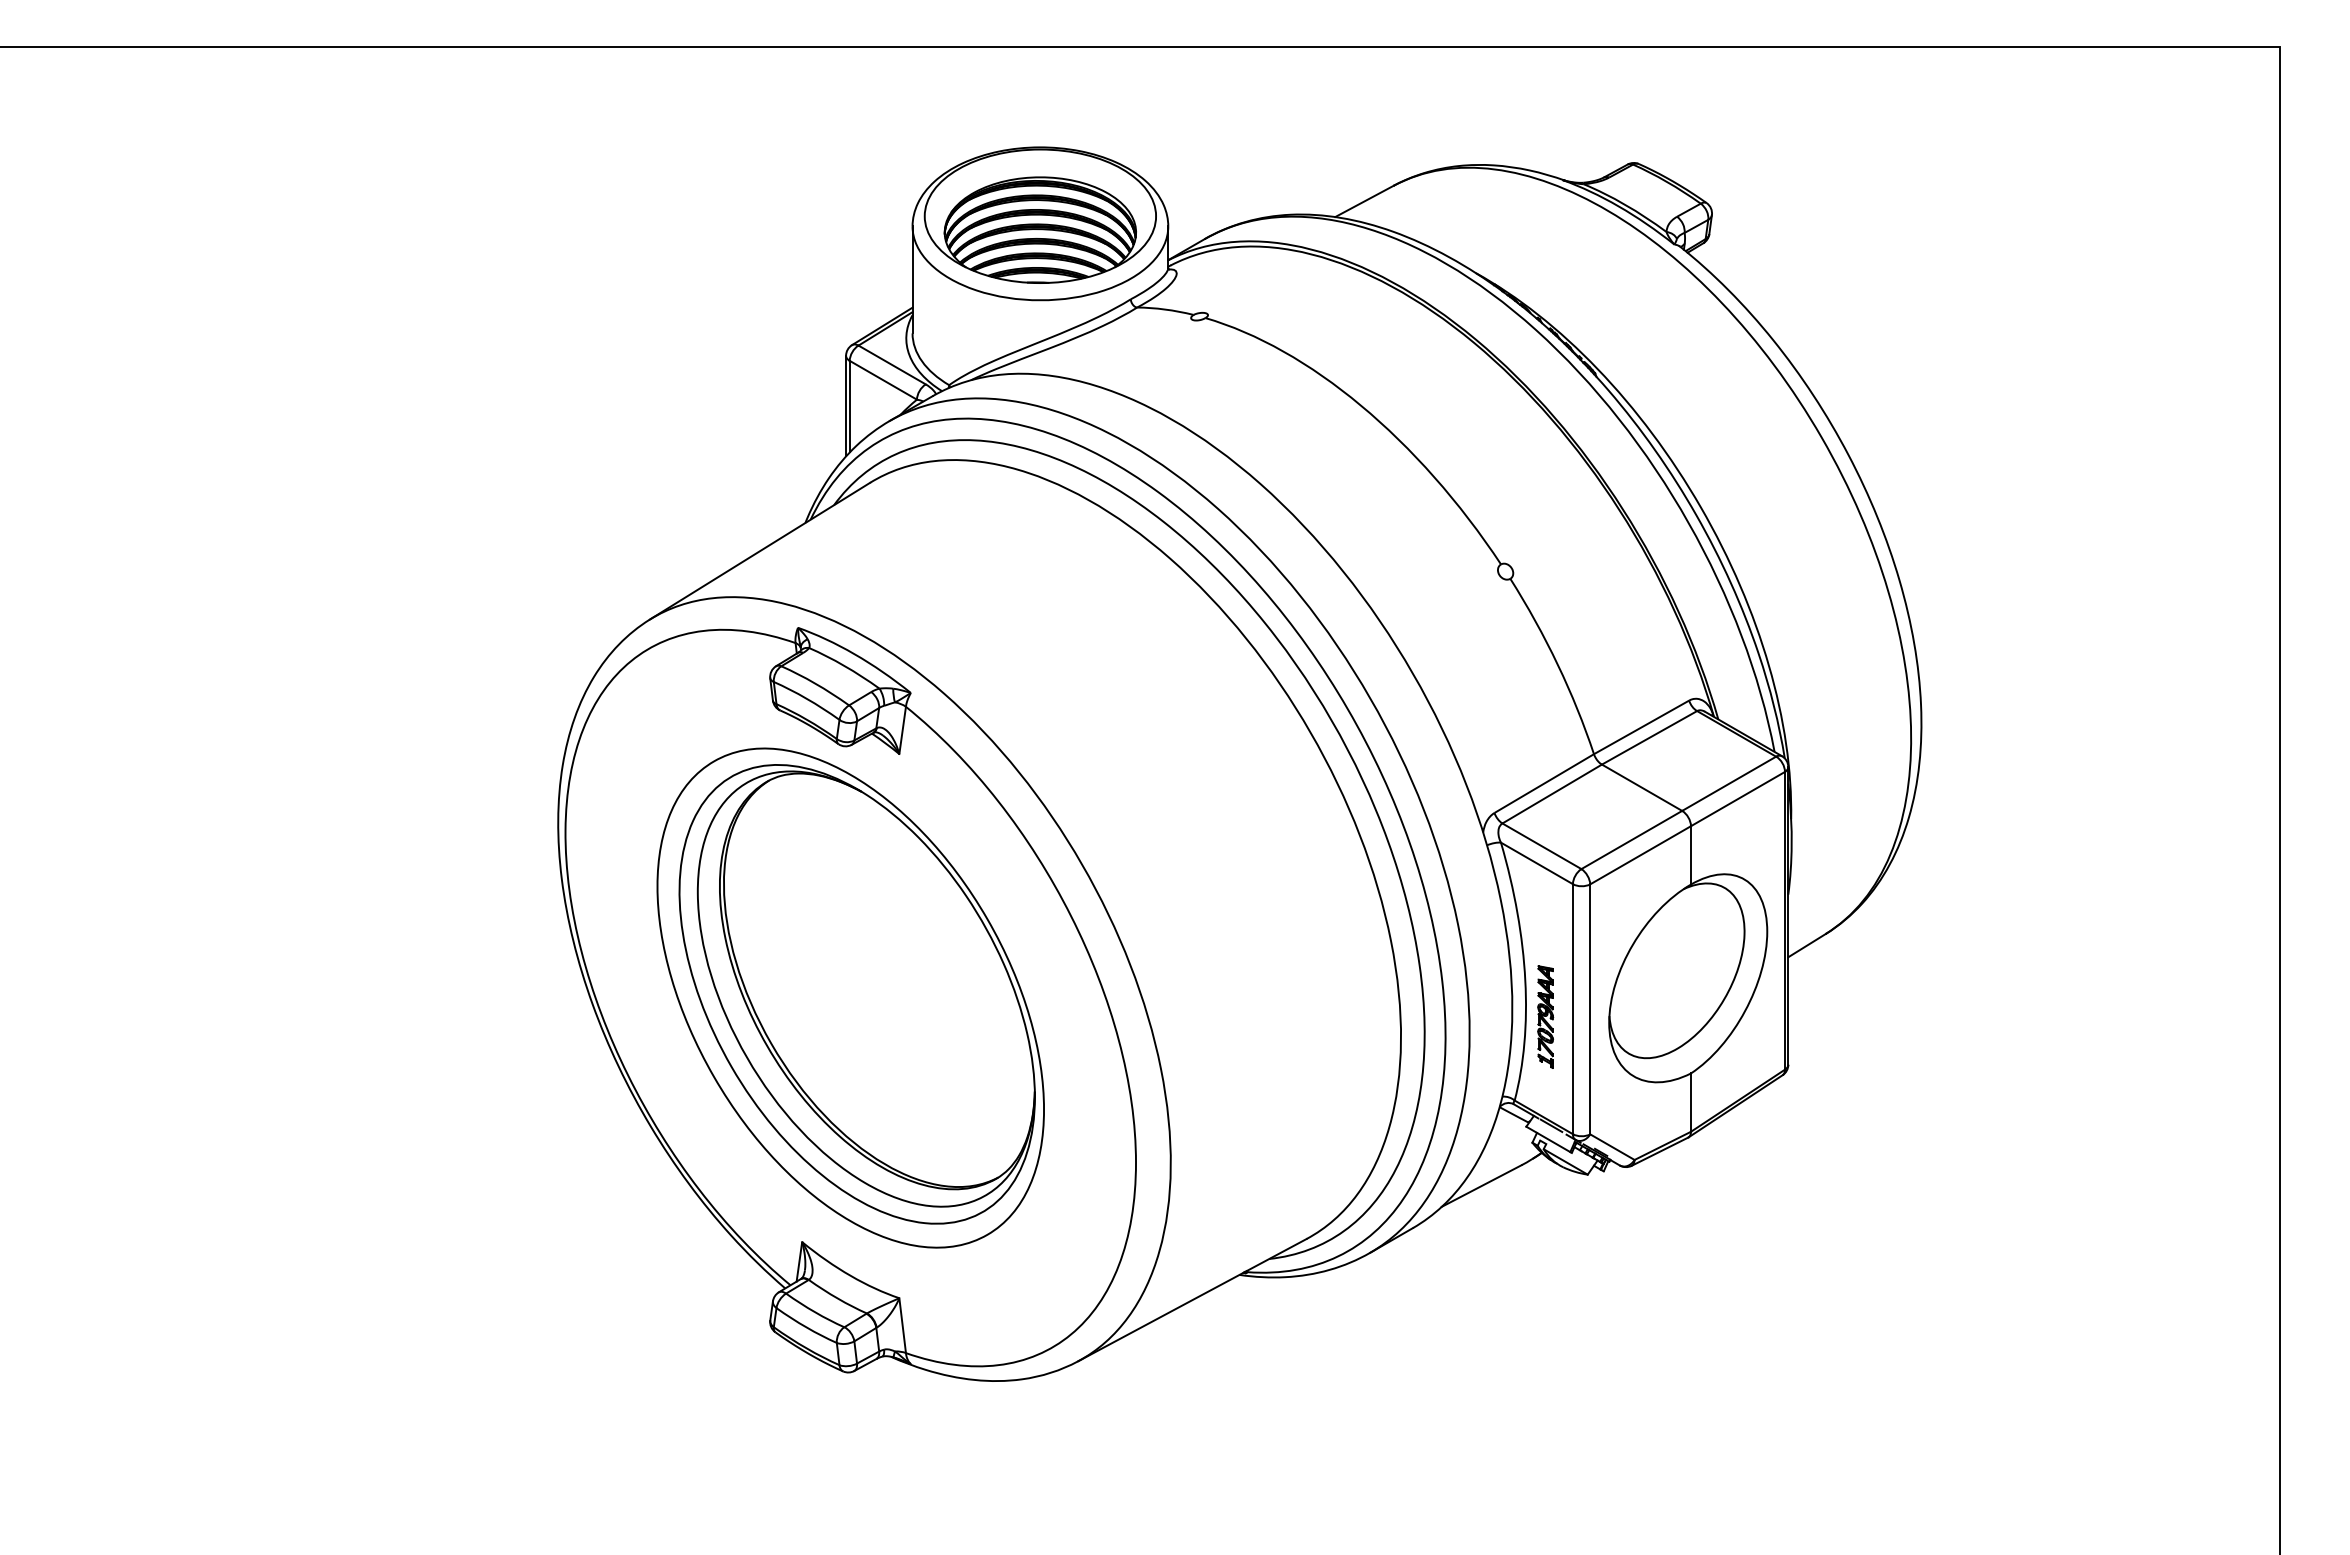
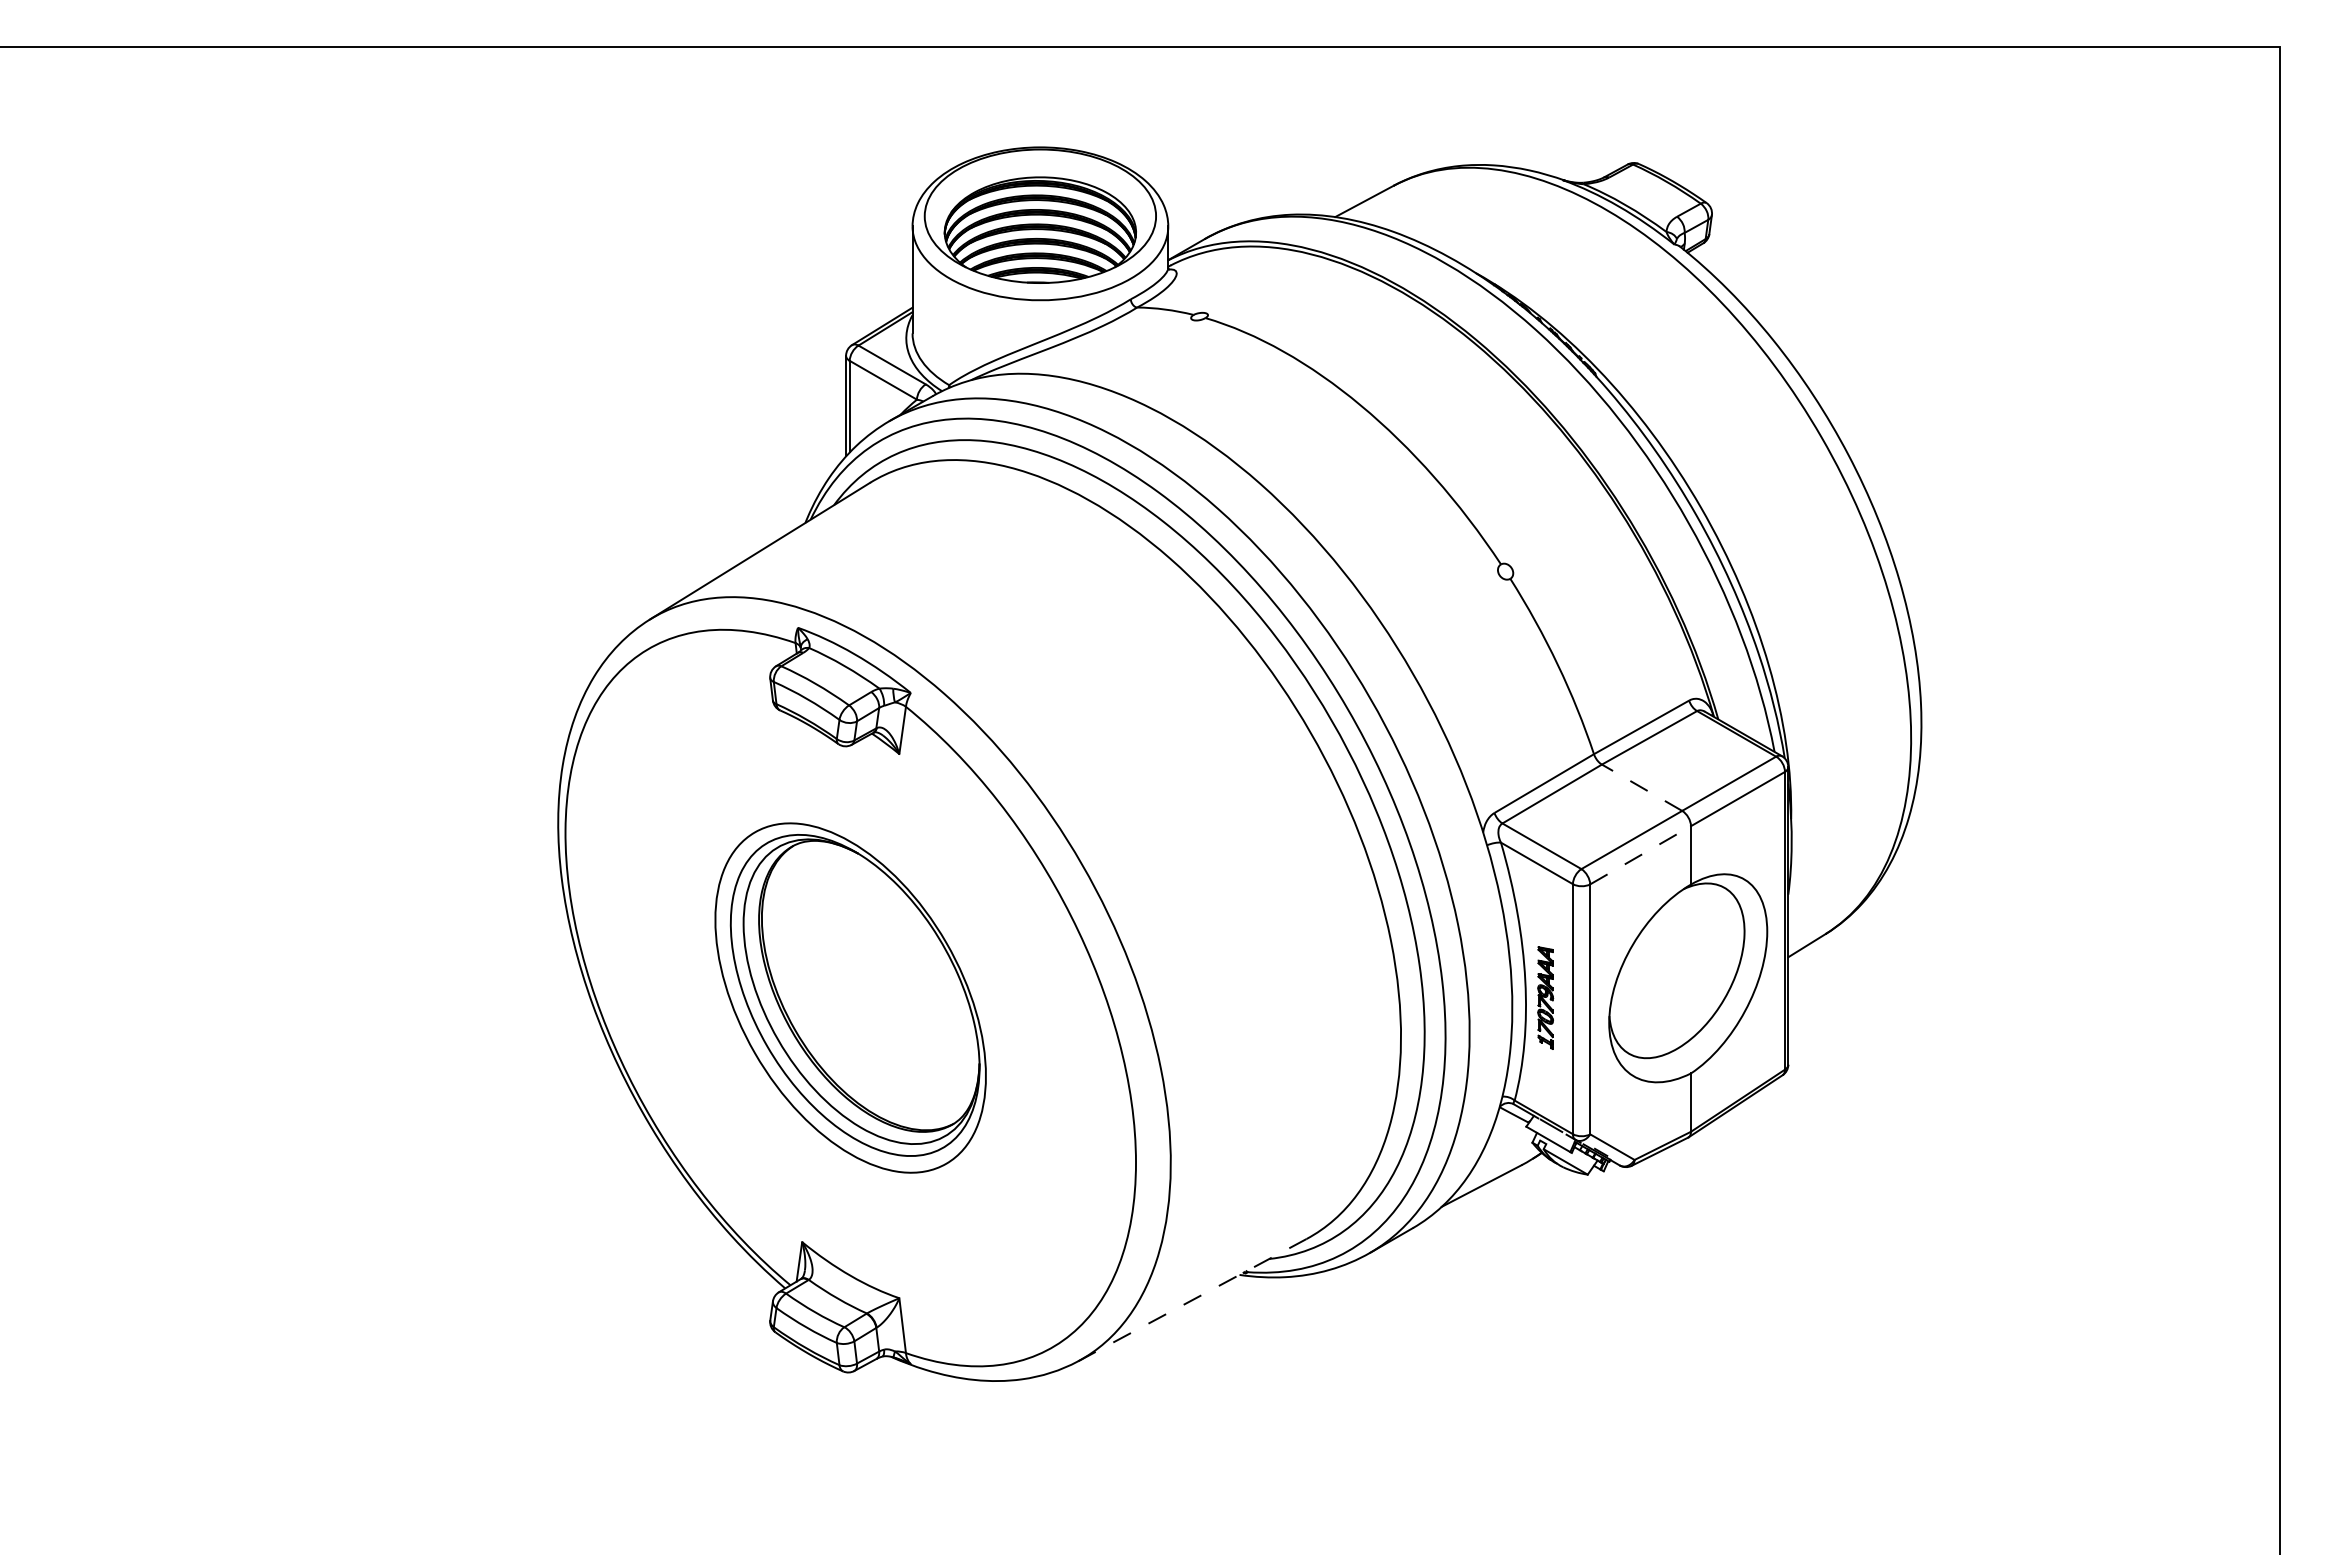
line: solid -> dashed (1641, 787)
line: solid -> dashed (1641, 855)
part size: 389x502 px -> 273x352 px (850, 997)
part position: (1545, 1016) -> (1545, 997) (1545, 997)
line: solid -> dashed (1192, 1300)
